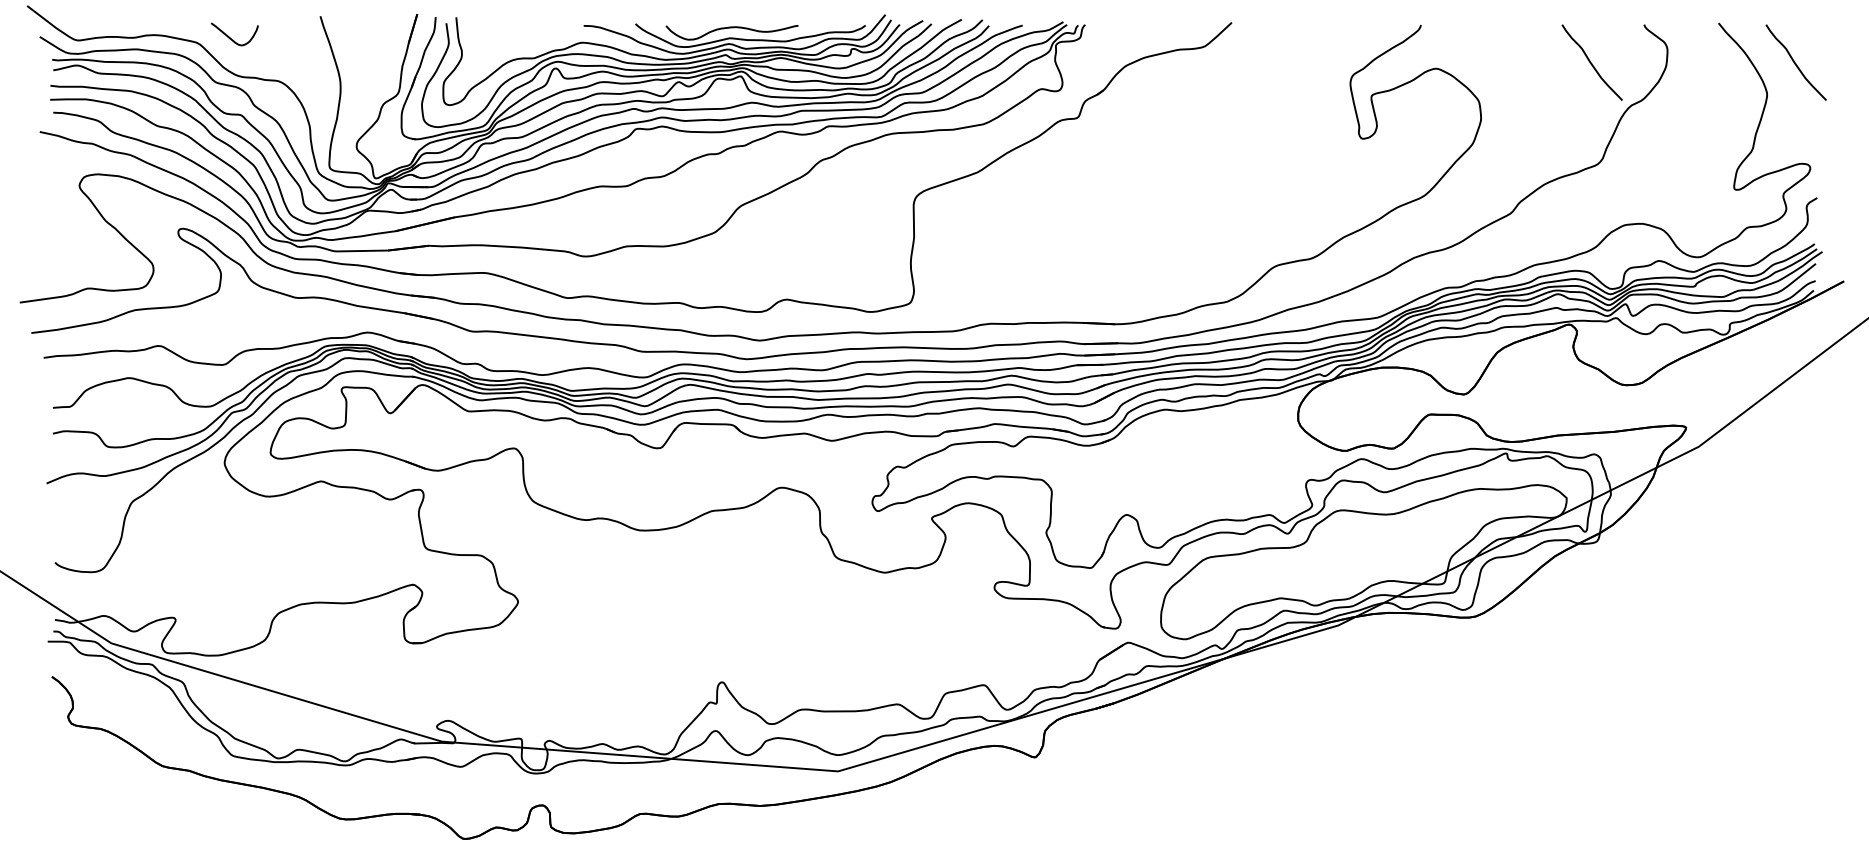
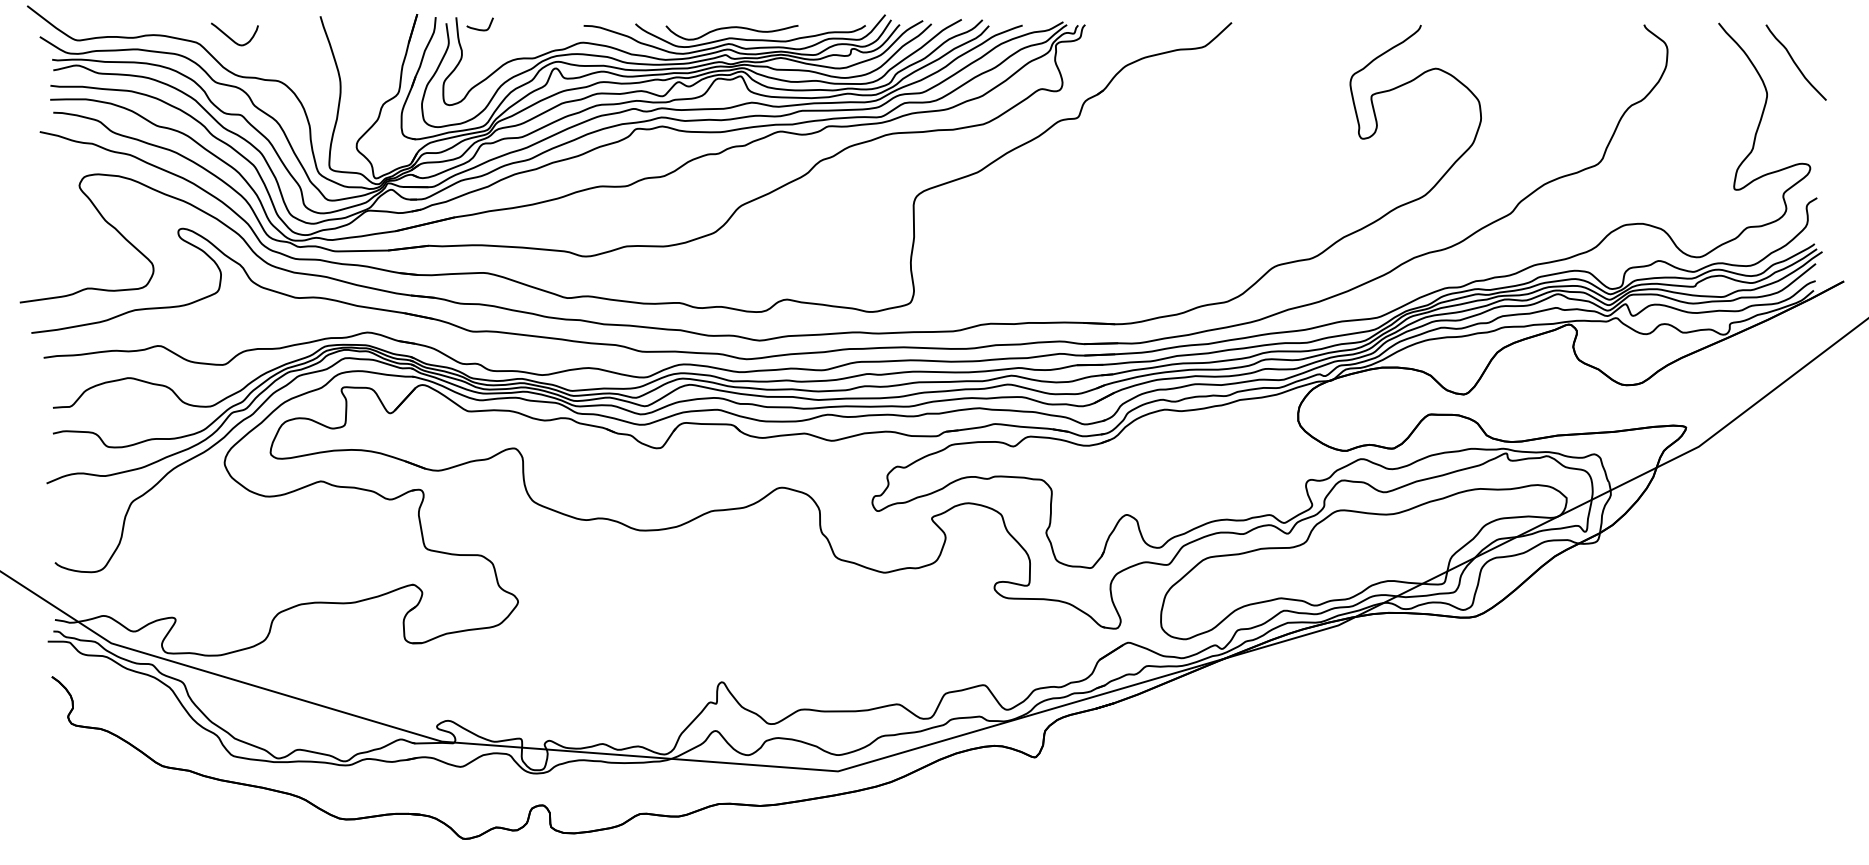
curve: none -> present (478, 28)
curve: present -> none (1591, 62)
